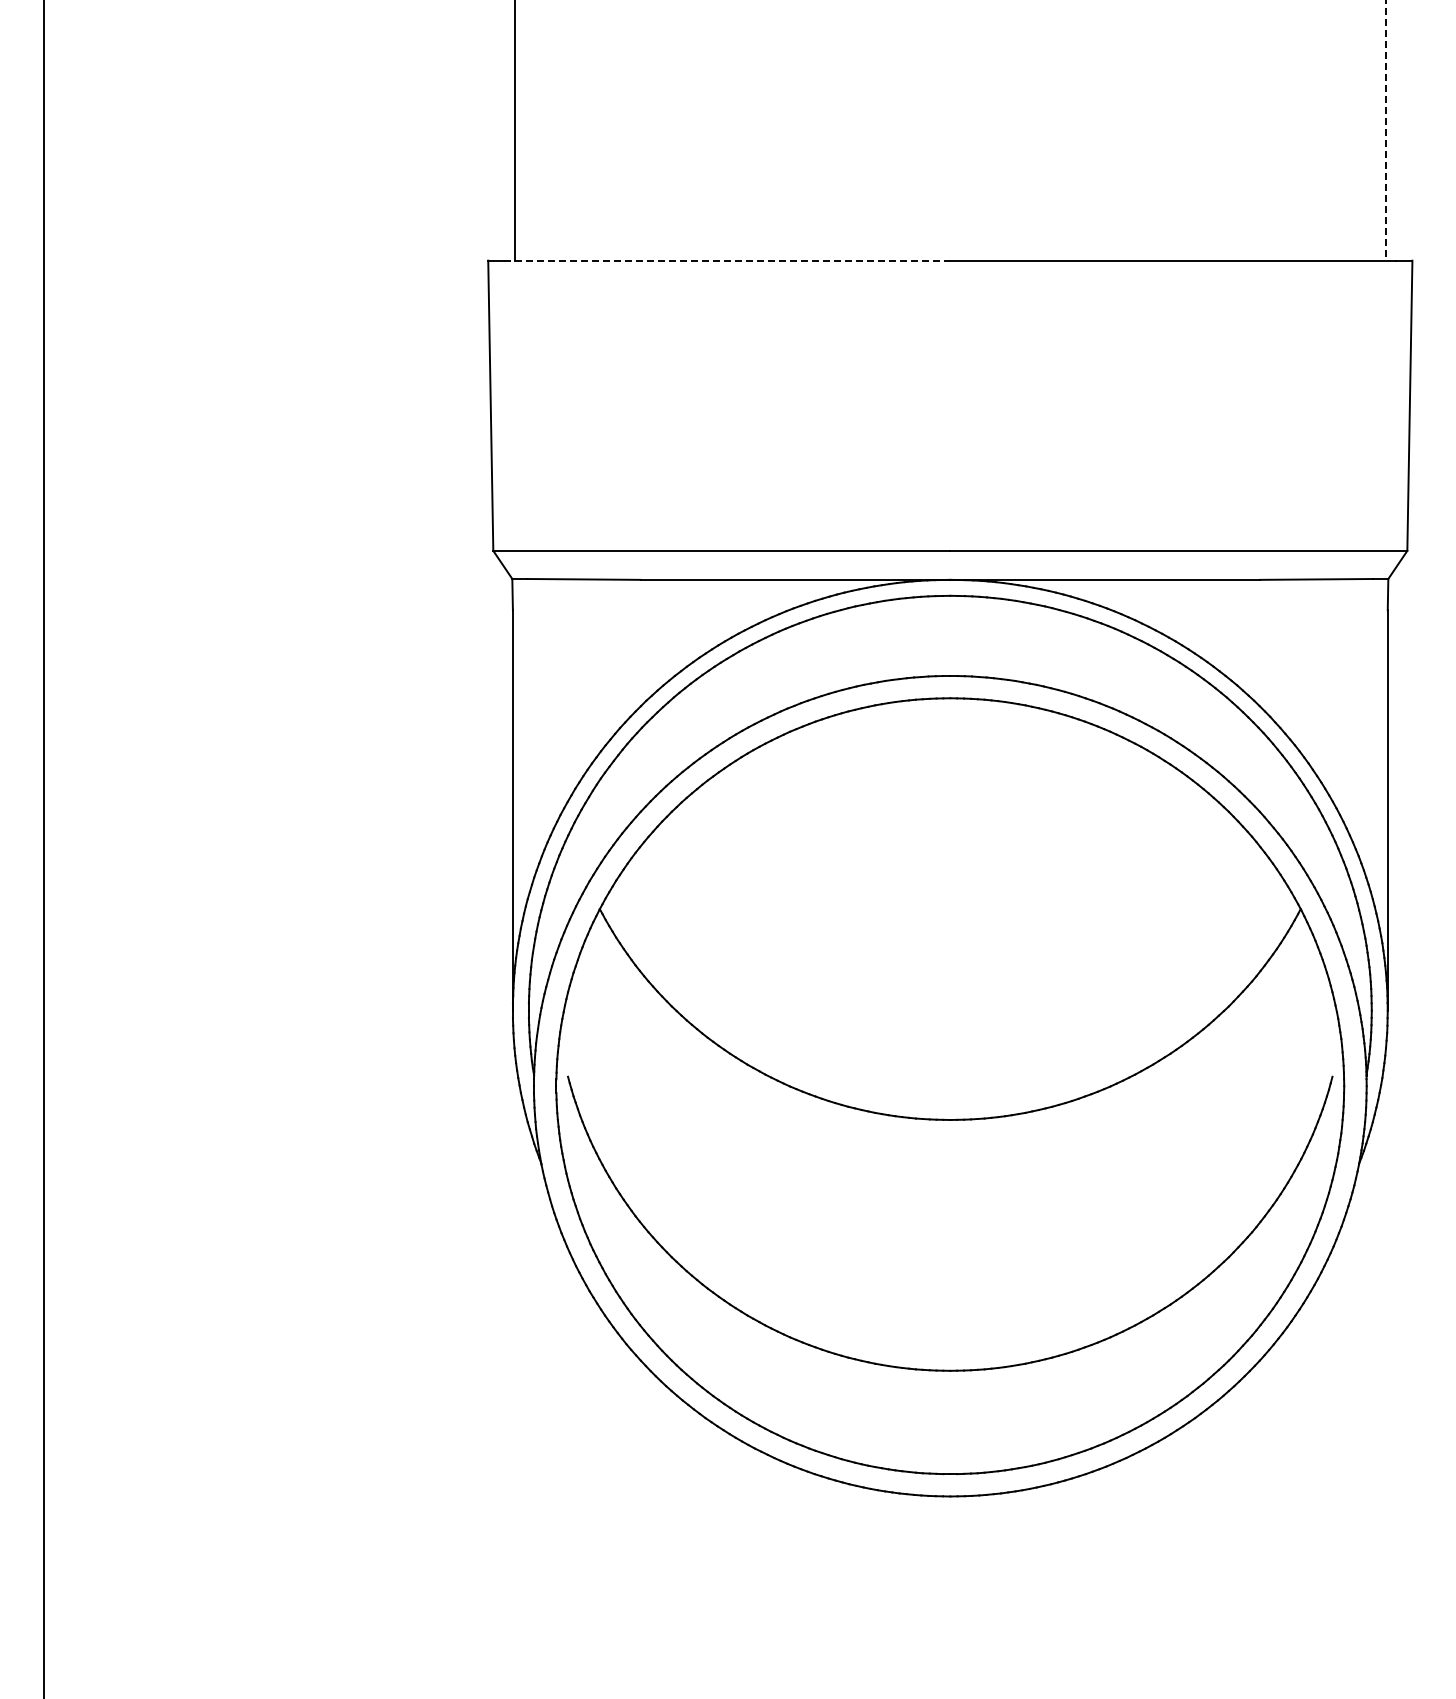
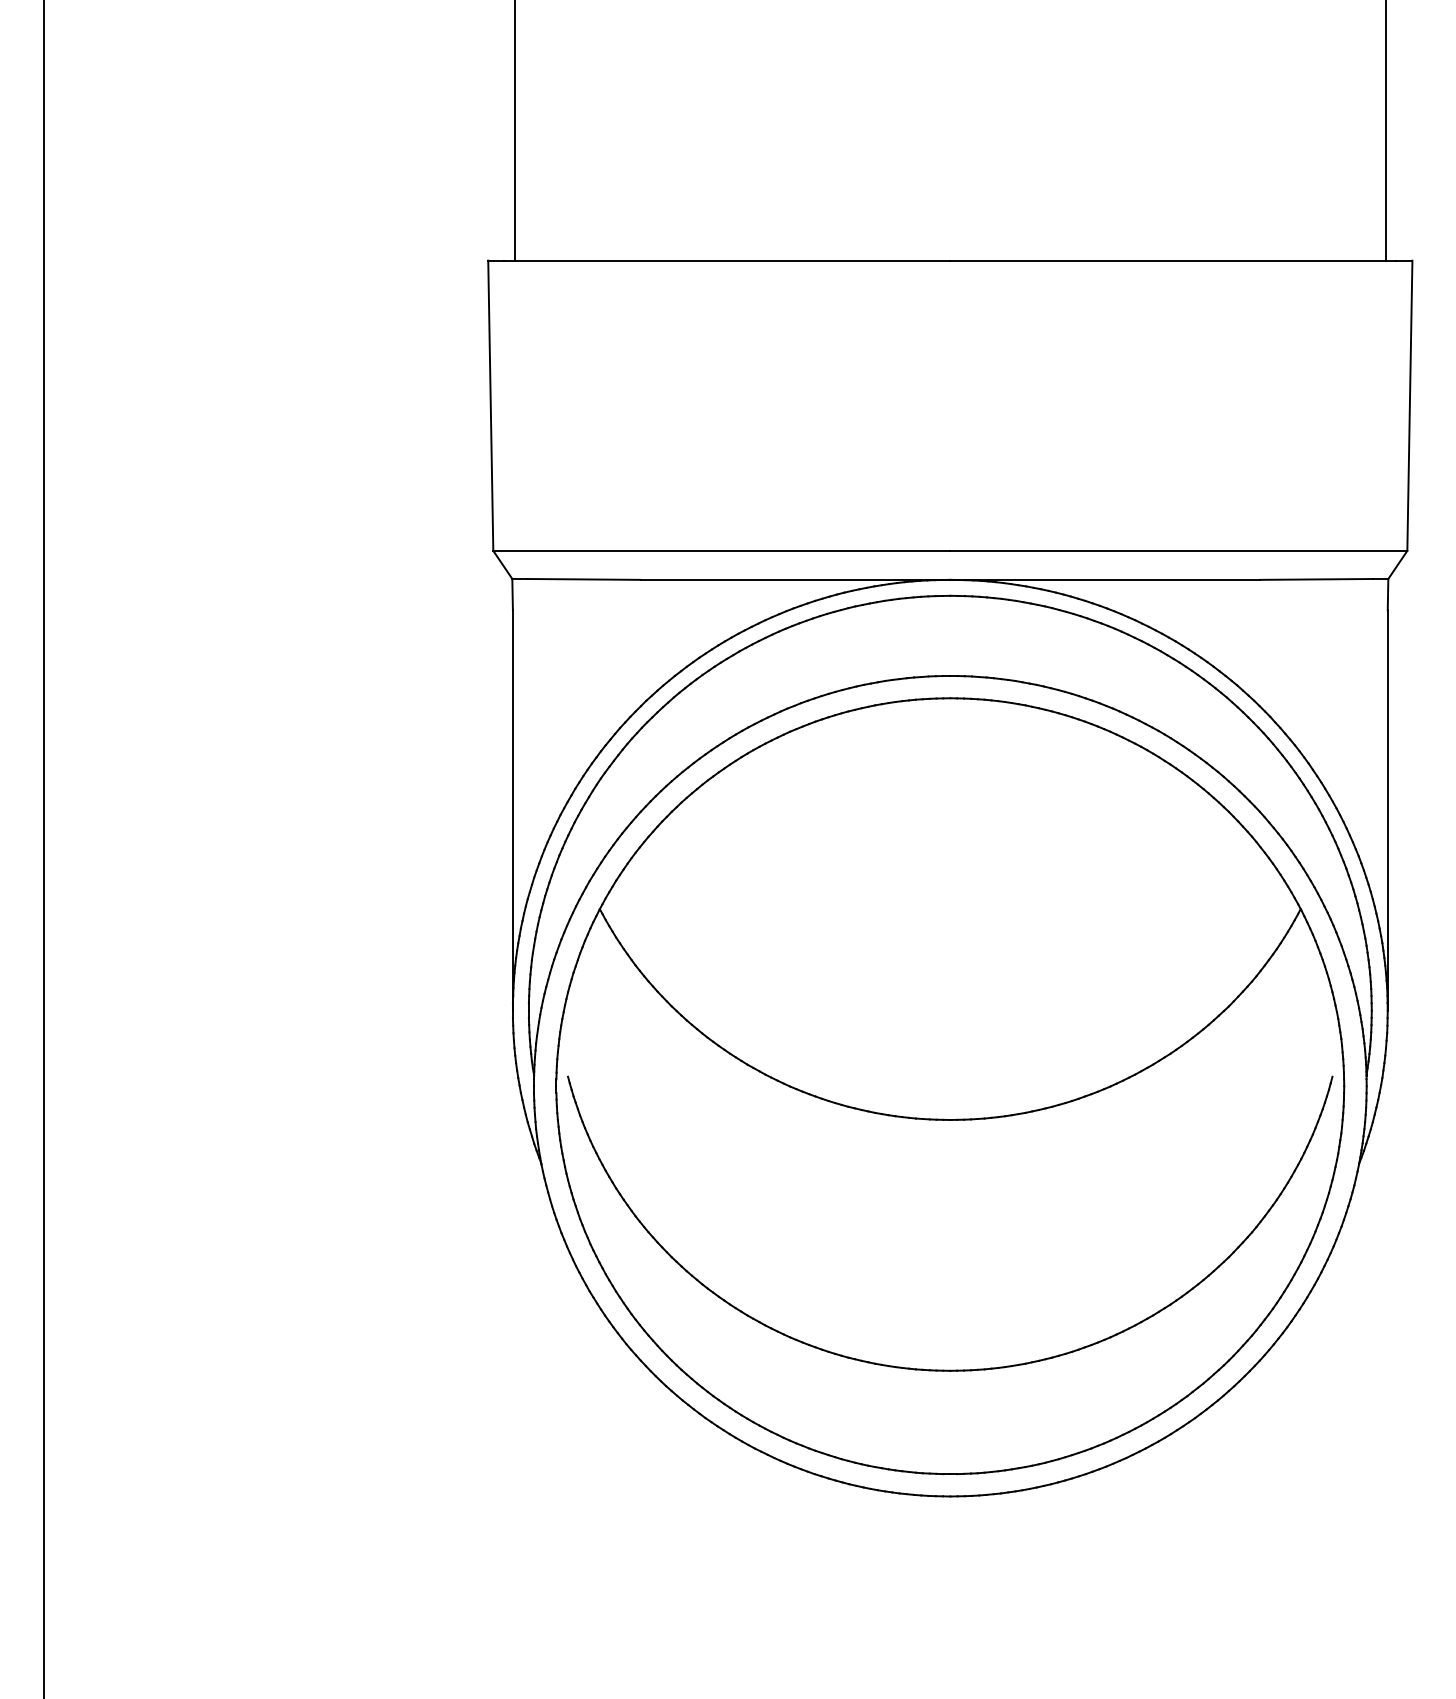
line: dashed -> solid (1385, 130)
line: dashed -> solid (727, 260)
